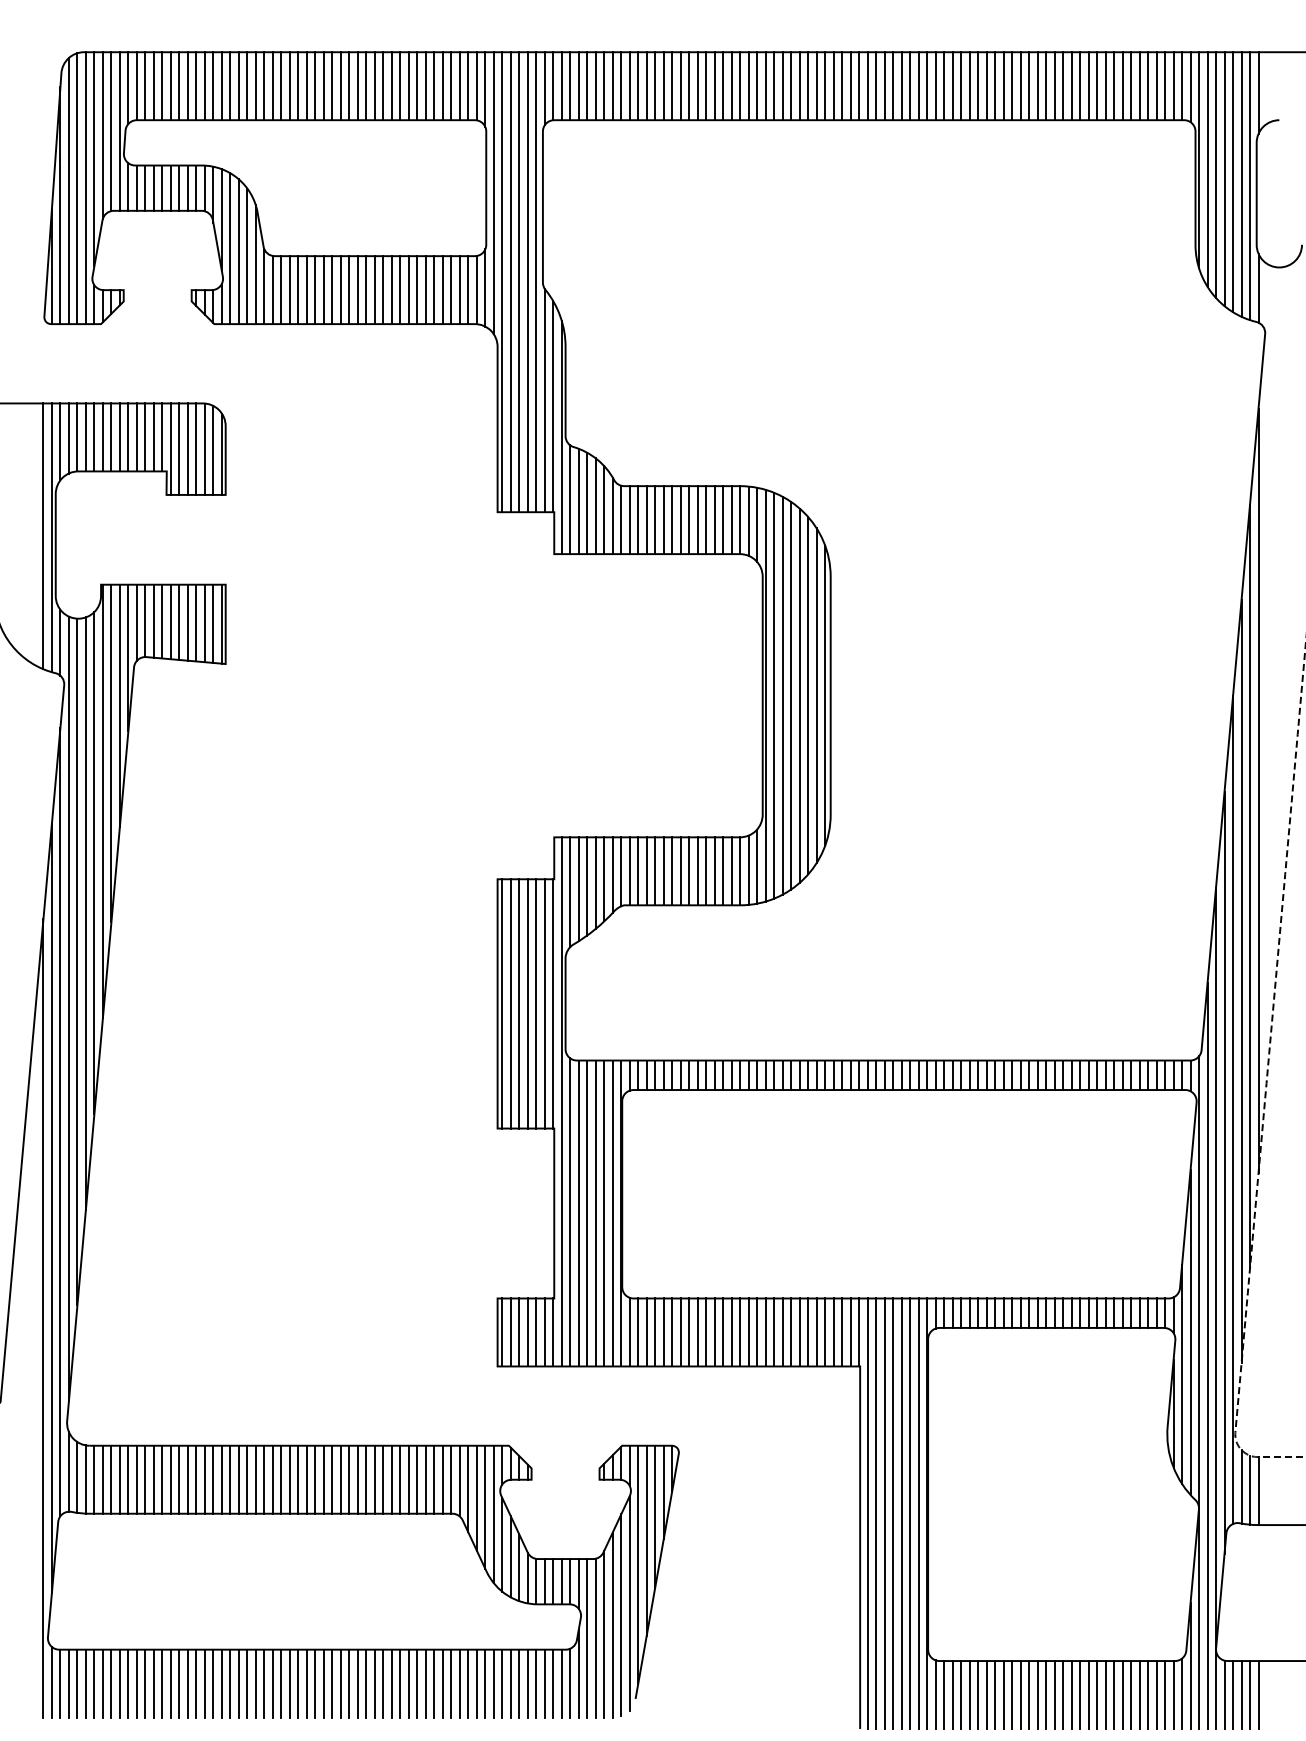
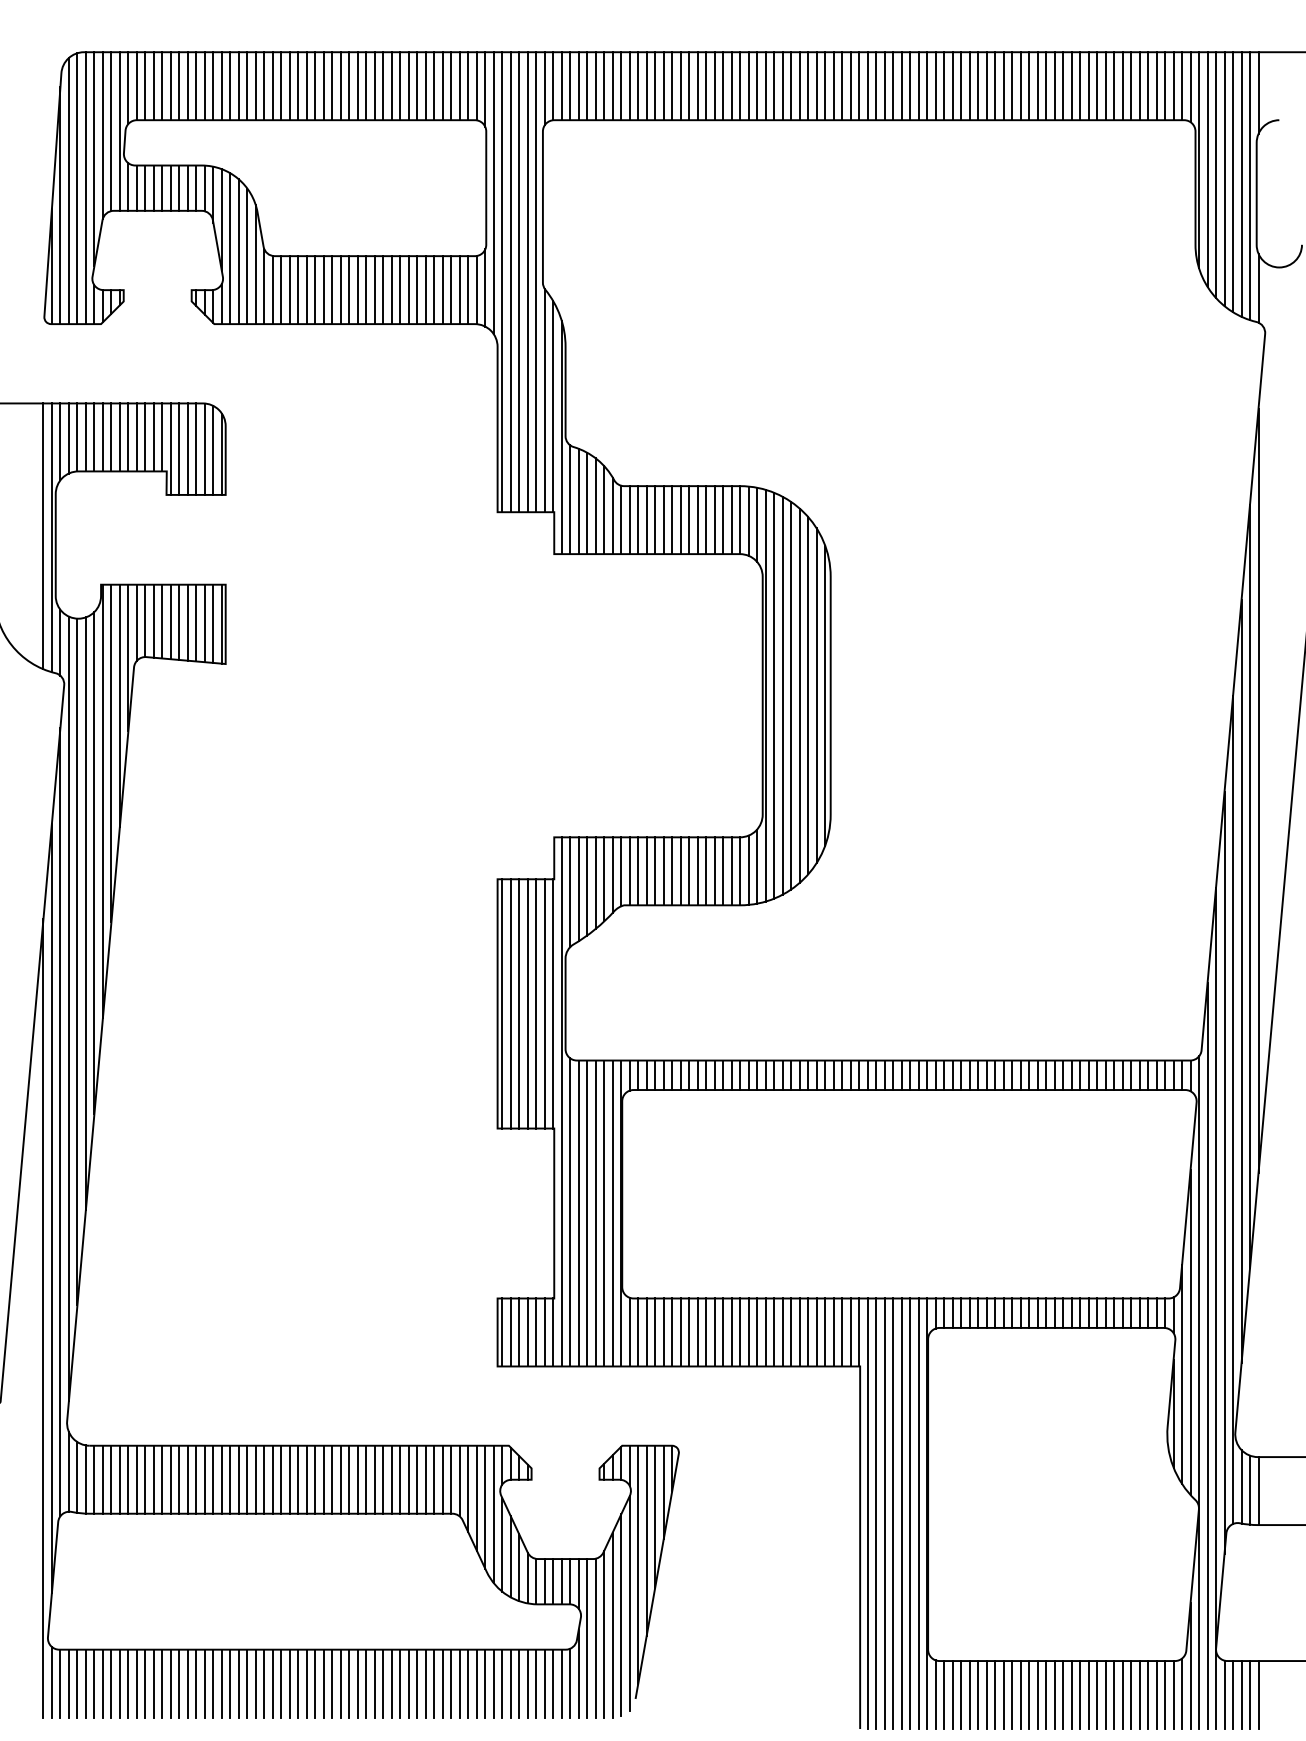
line: dashed -> solid (1266, 1084)
